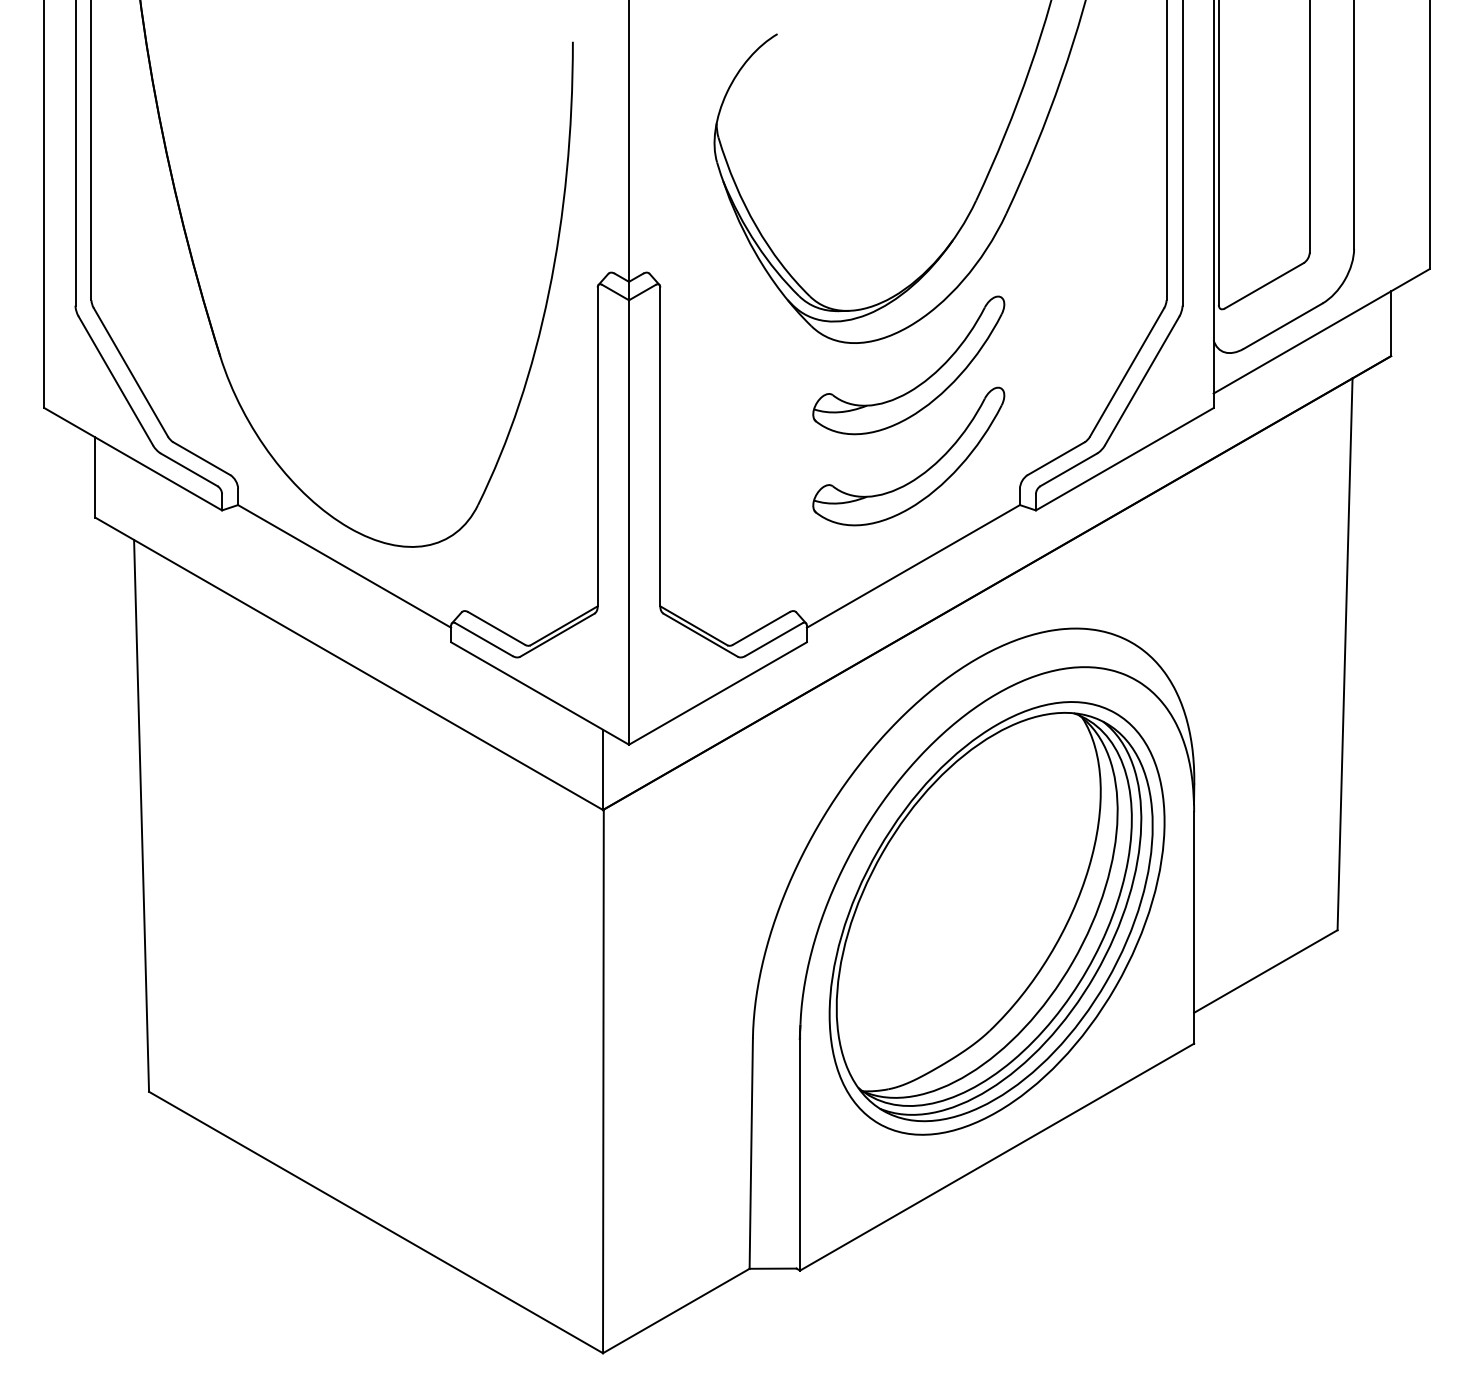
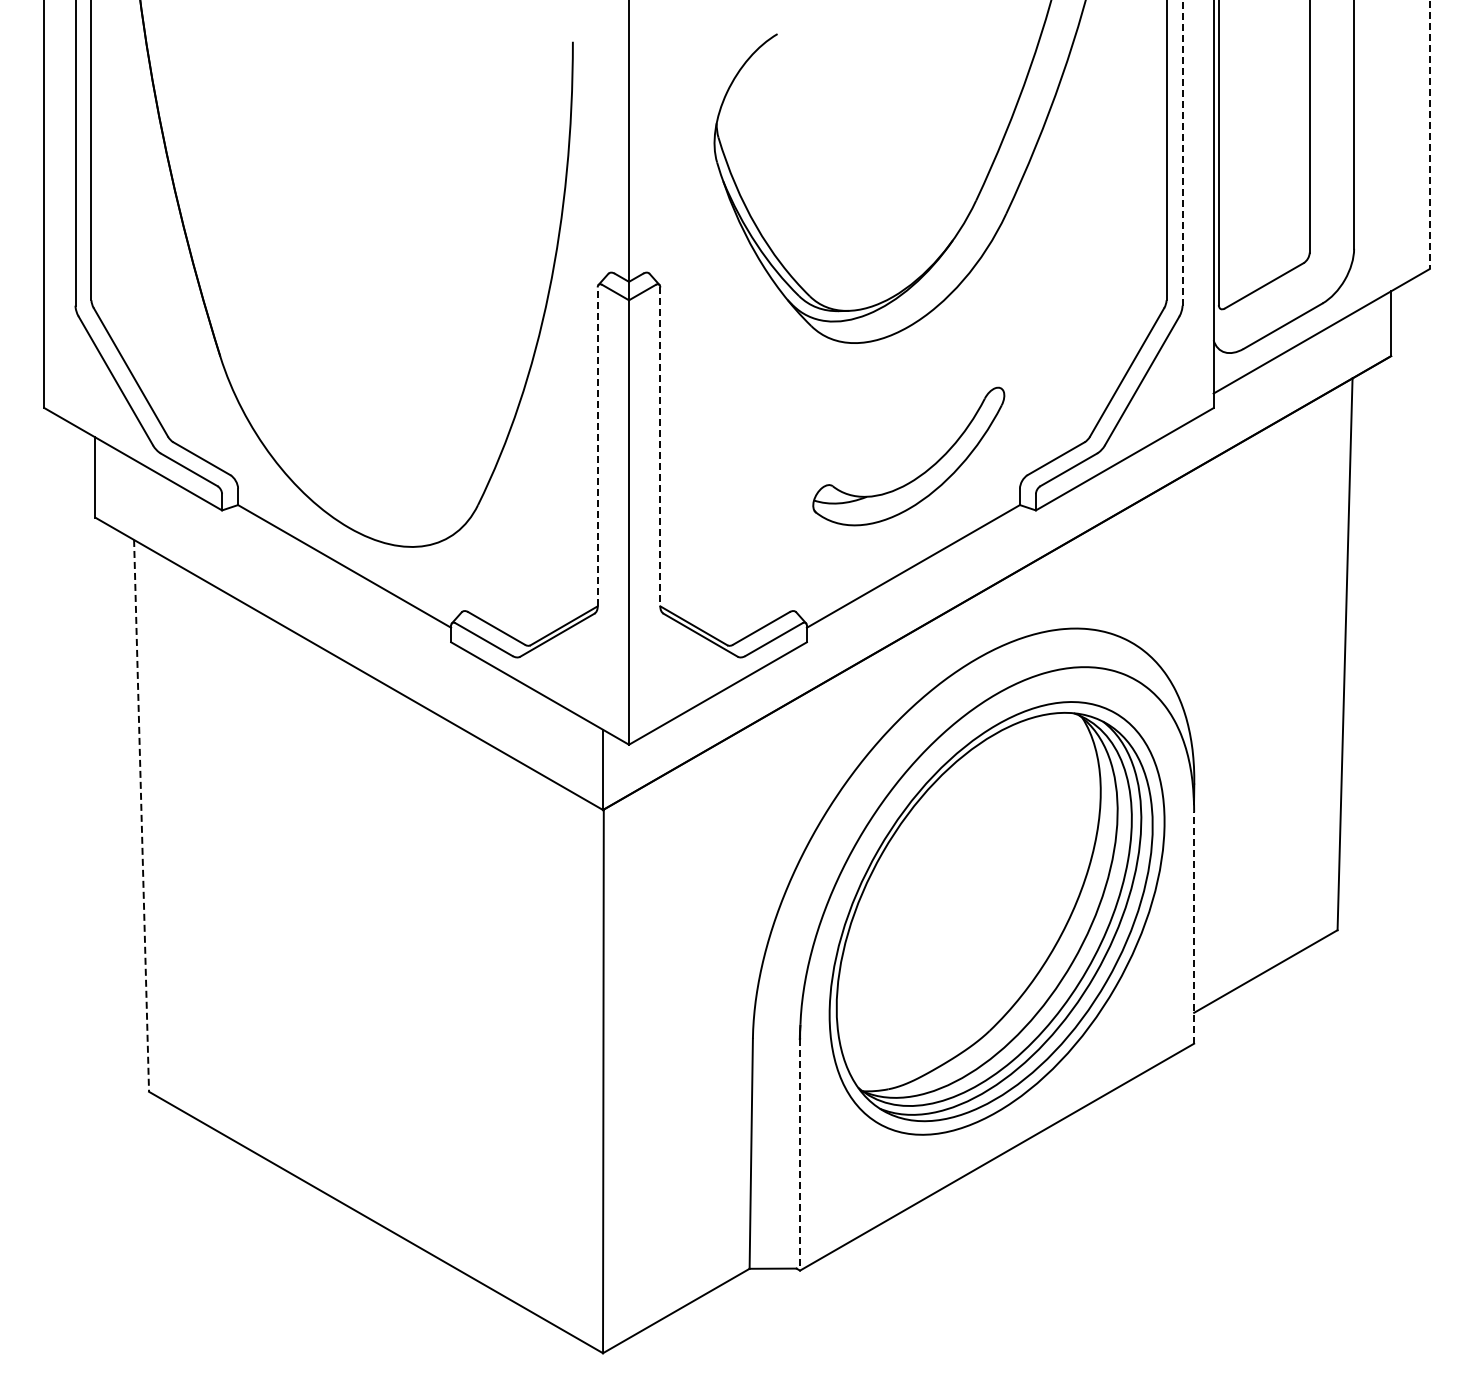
line: solid -> dashed (1429, 135)
line: solid -> dashed (1182, 152)
part: present -> none (921, 382)
line: solid -> dashed (597, 446)
line: solid -> dashed (660, 447)
line: solid -> dashed (141, 816)
line: solid -> dashed (1194, 927)
line: solid -> dashed (800, 1154)
